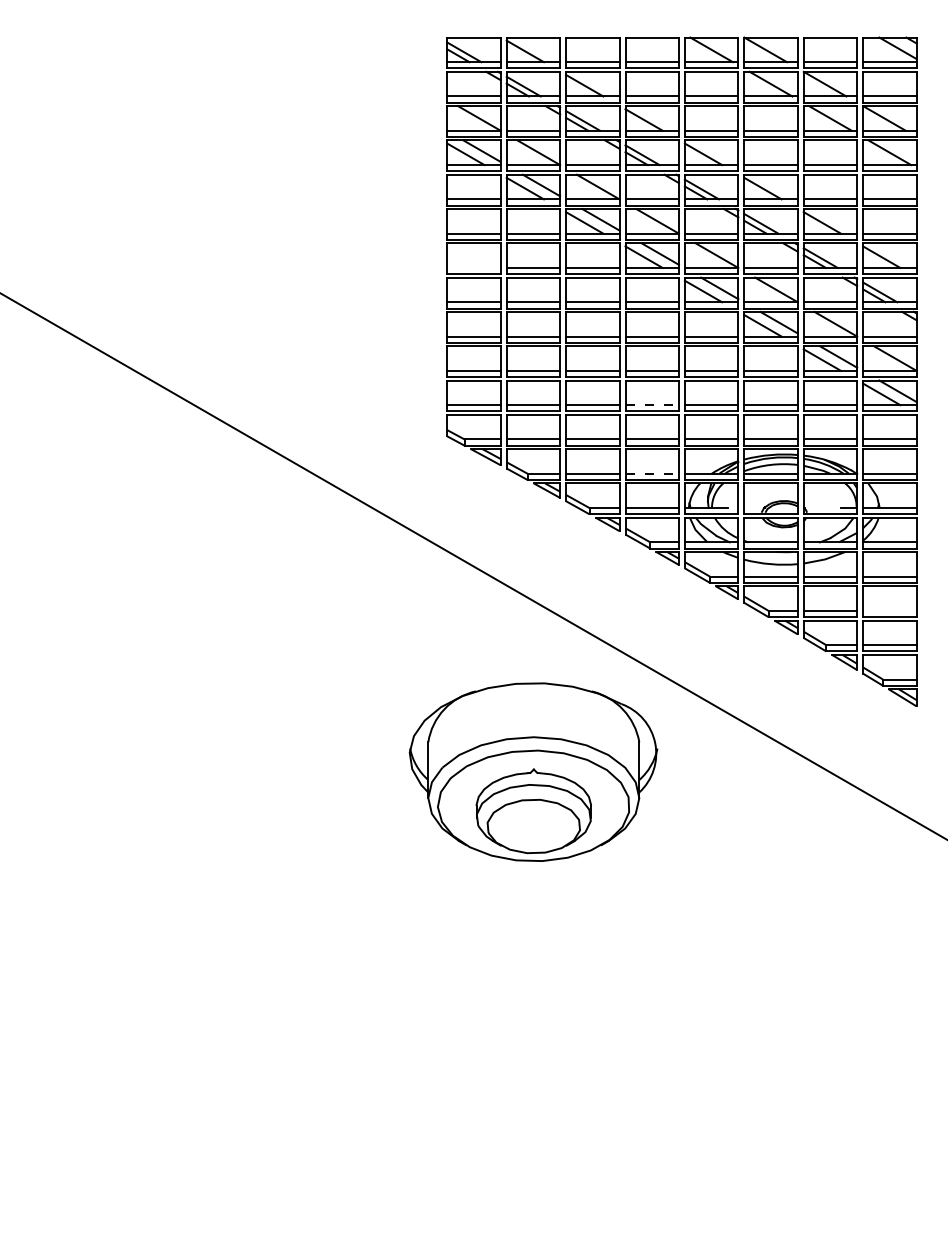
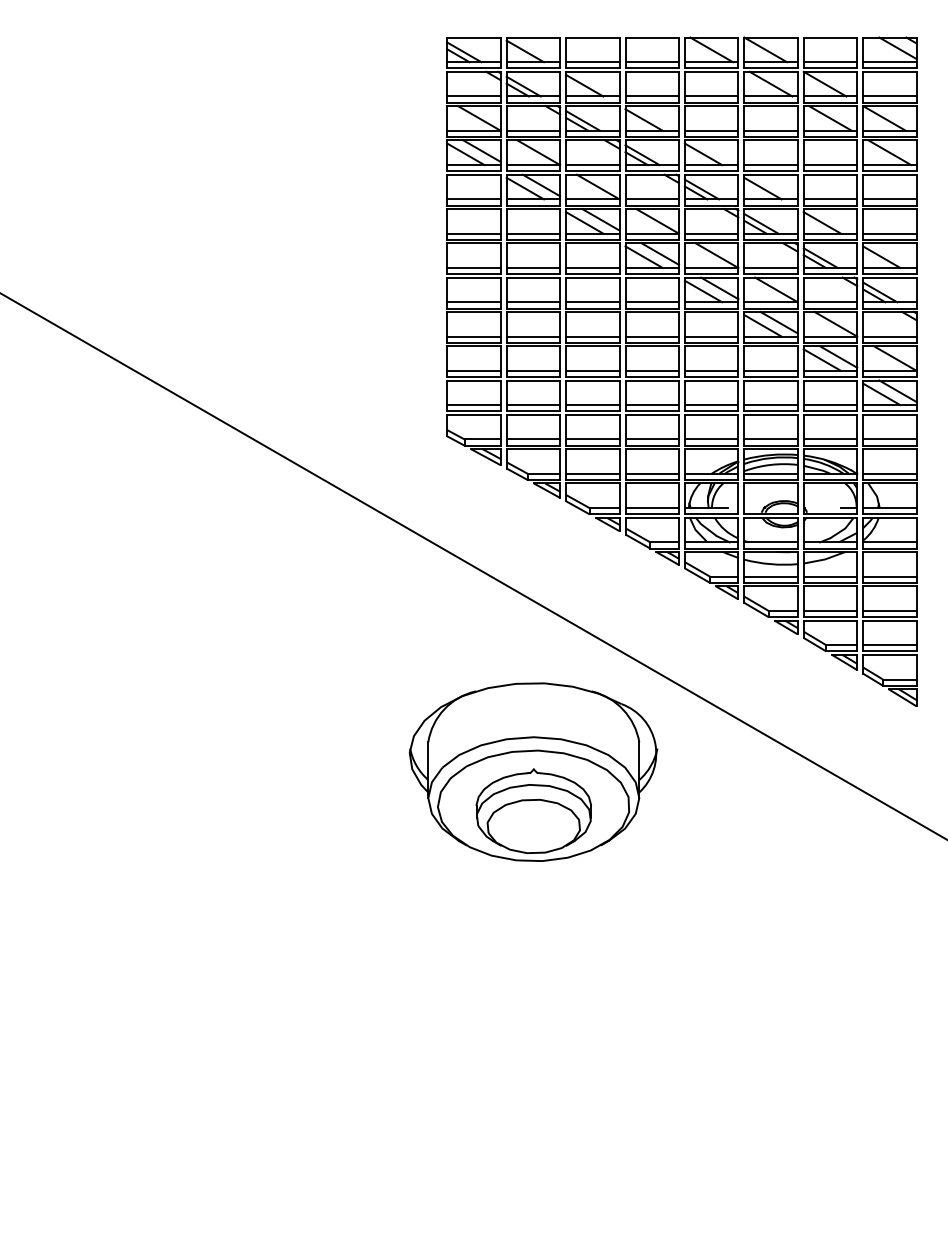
line: none -> present (473, 267)
line: dashed -> solid (652, 405)
line: dashed -> solid (652, 473)
line: none -> present (889, 610)
